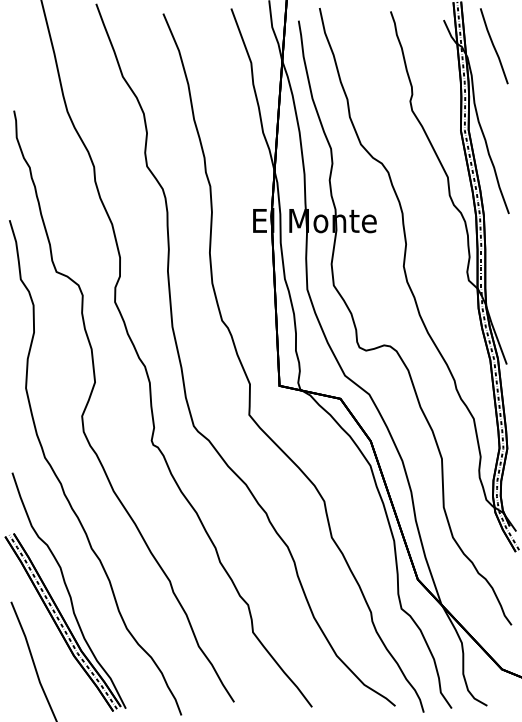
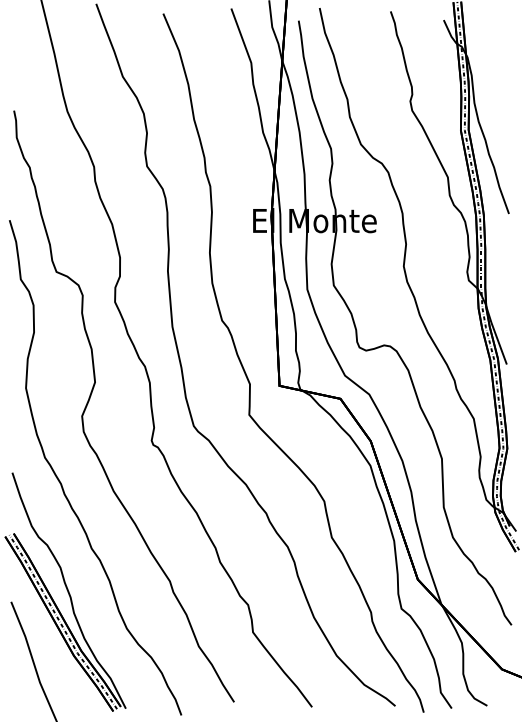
line: present -> none (494, 46)
